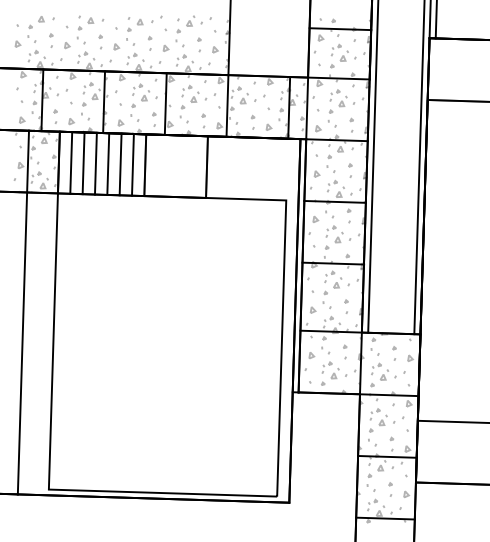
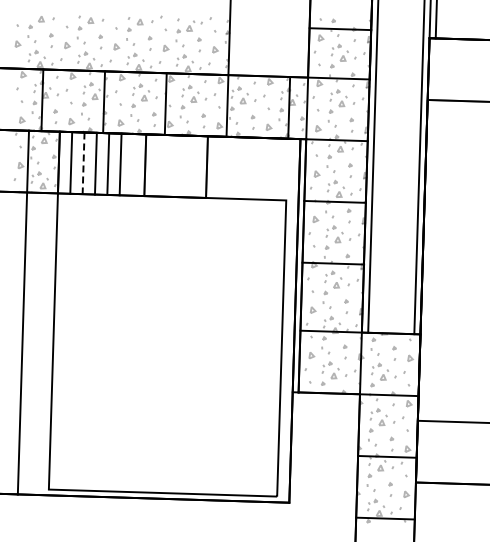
part position: (190, 20) -> (190, 25) (190, 25)
line: solid -> dashed (83, 163)
line: present -> none (132, 164)
